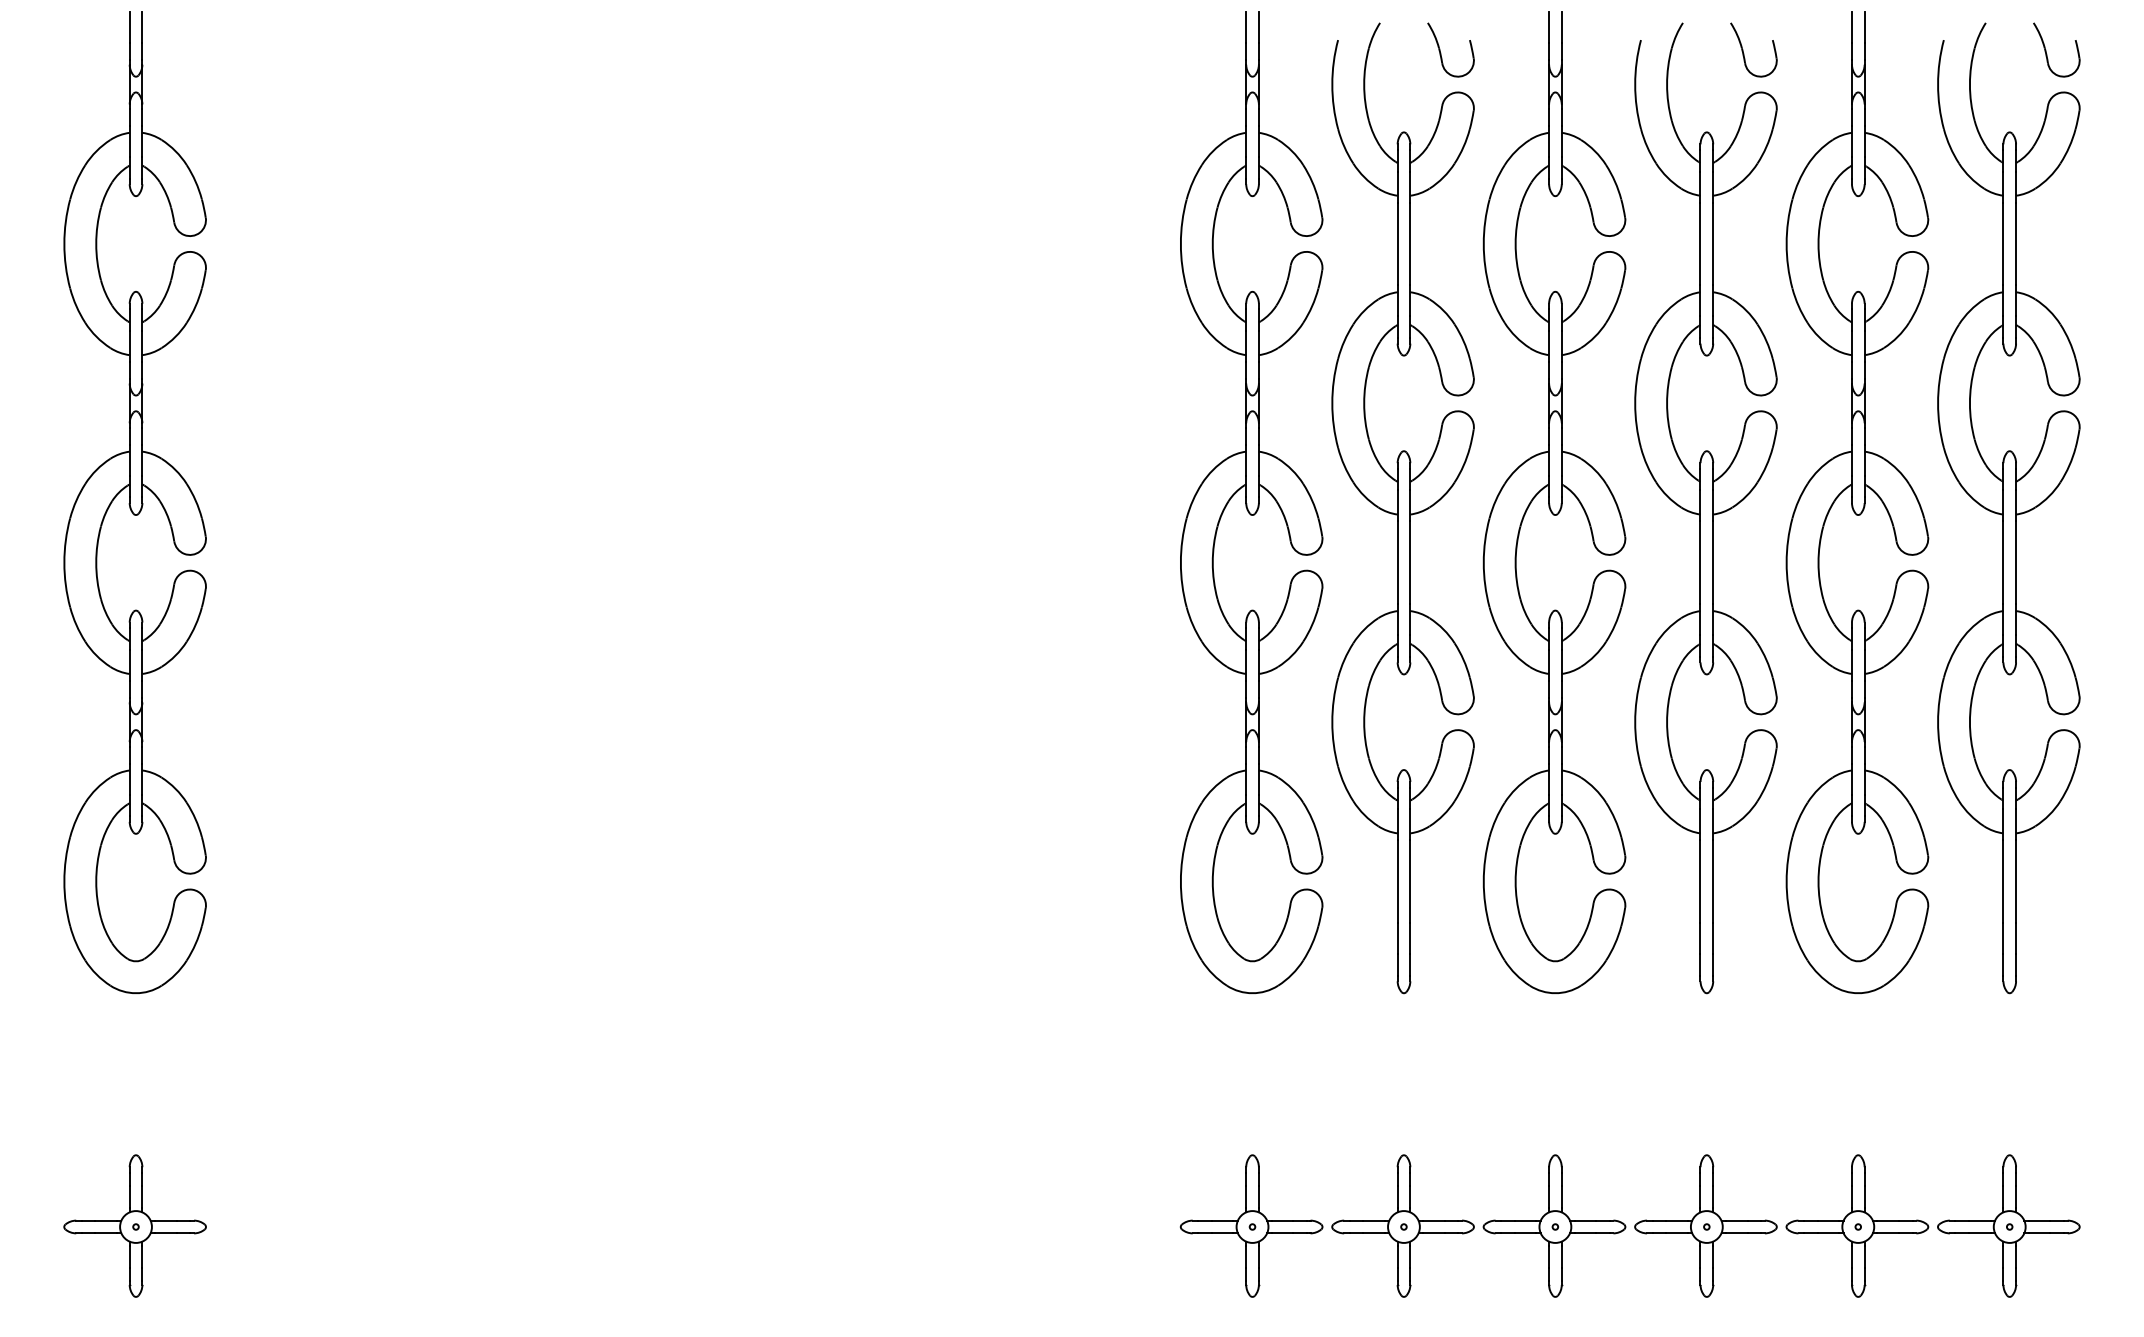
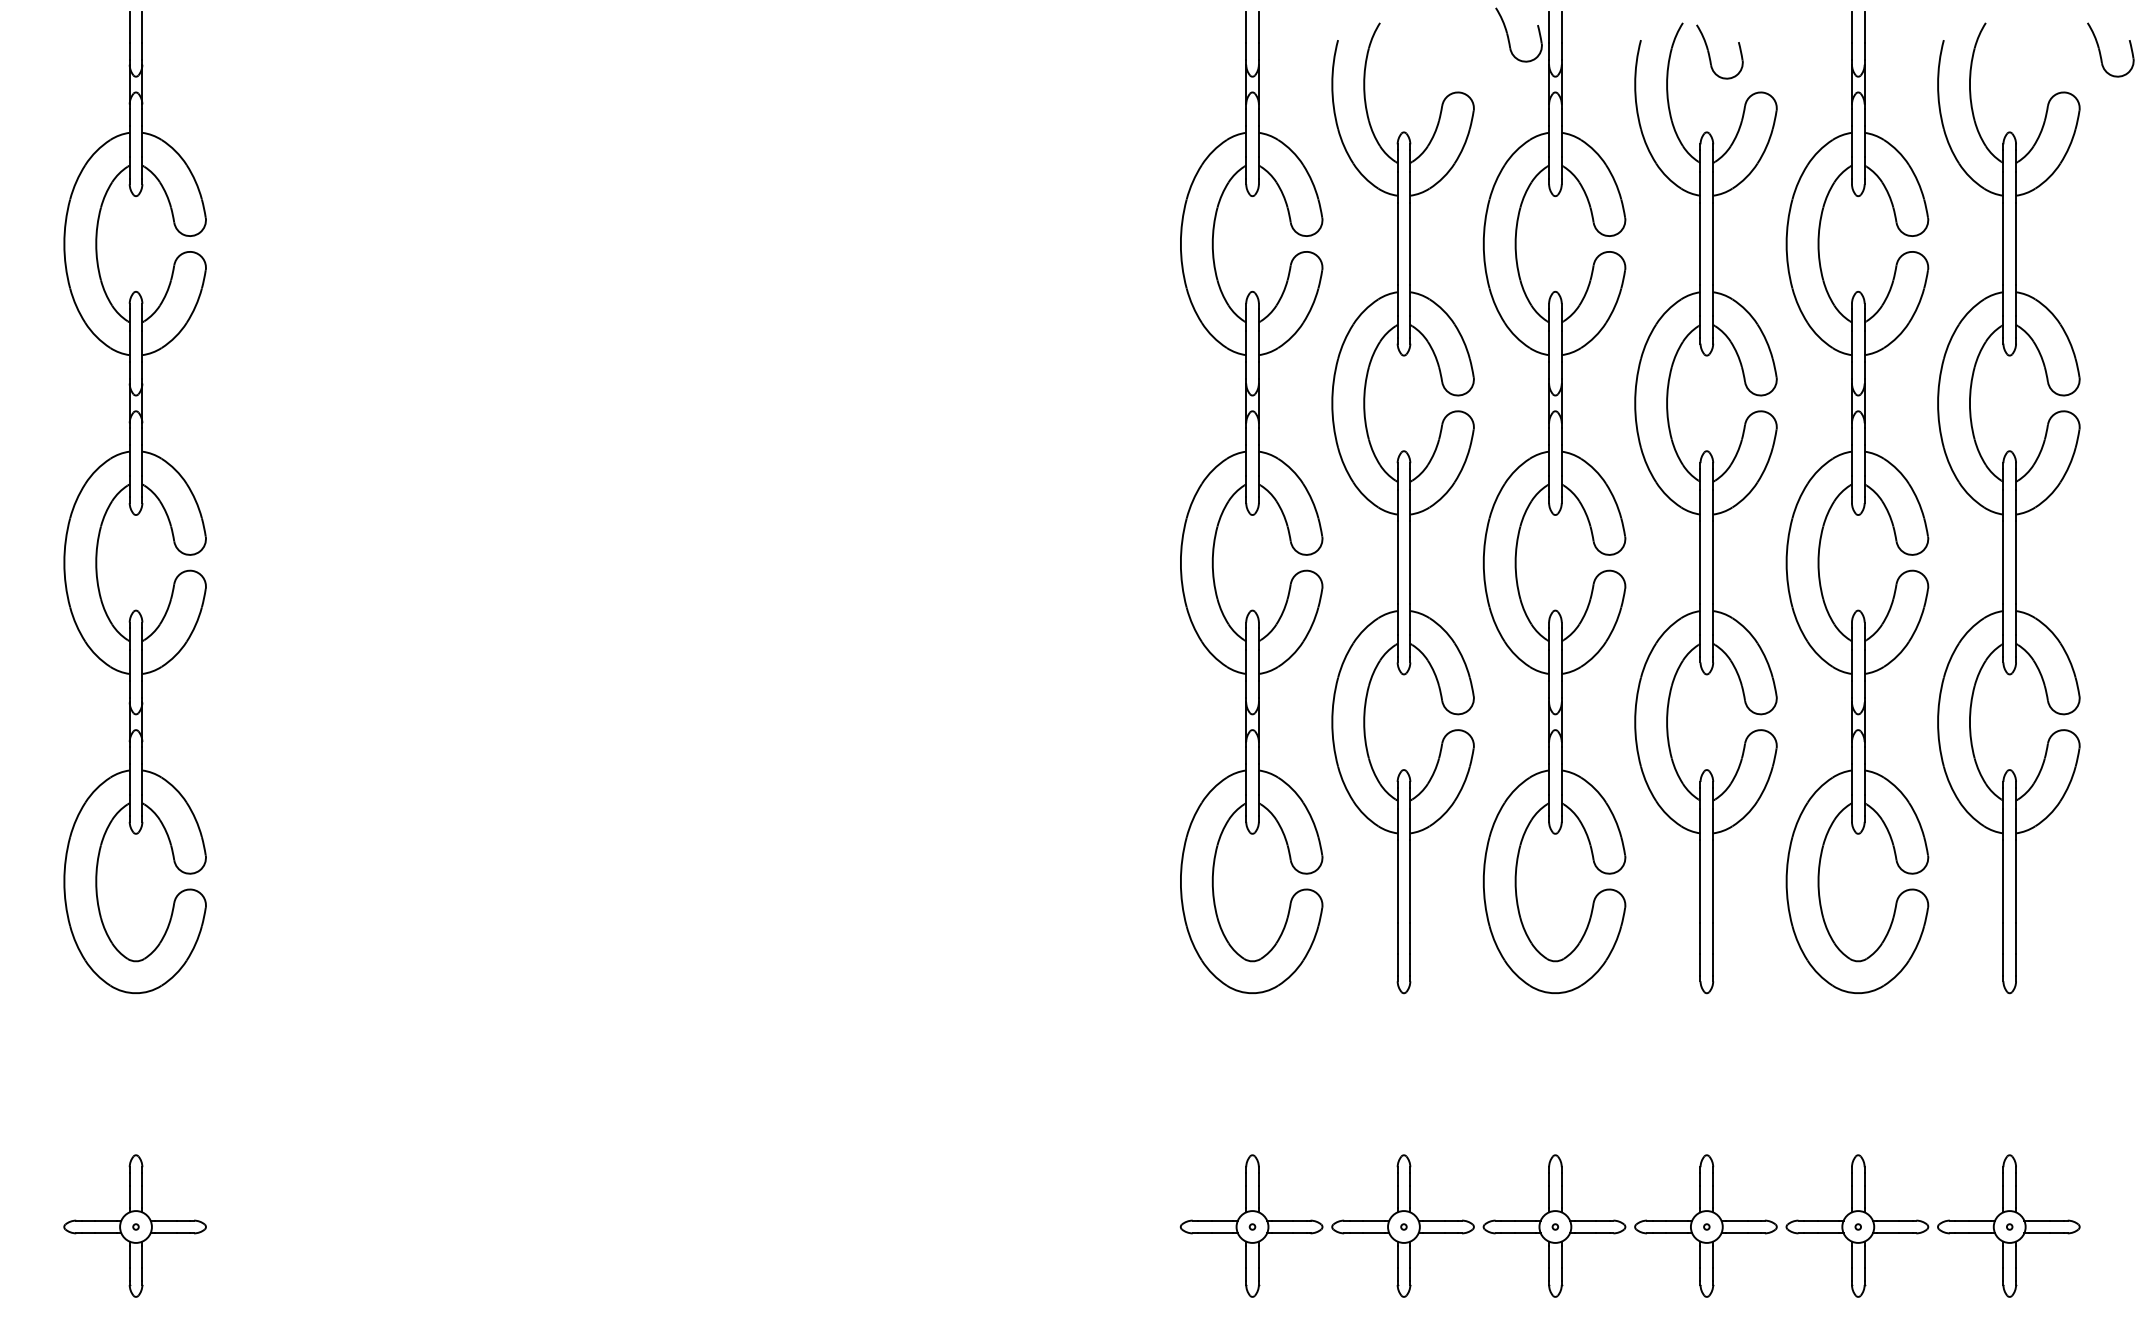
part position: (2046, 49) -> (2100, 49) (2100, 49)
part position: (1441, 53) -> (1509, 38) (1509, 38)
part position: (1744, 53) -> (1710, 55) (1710, 55)
